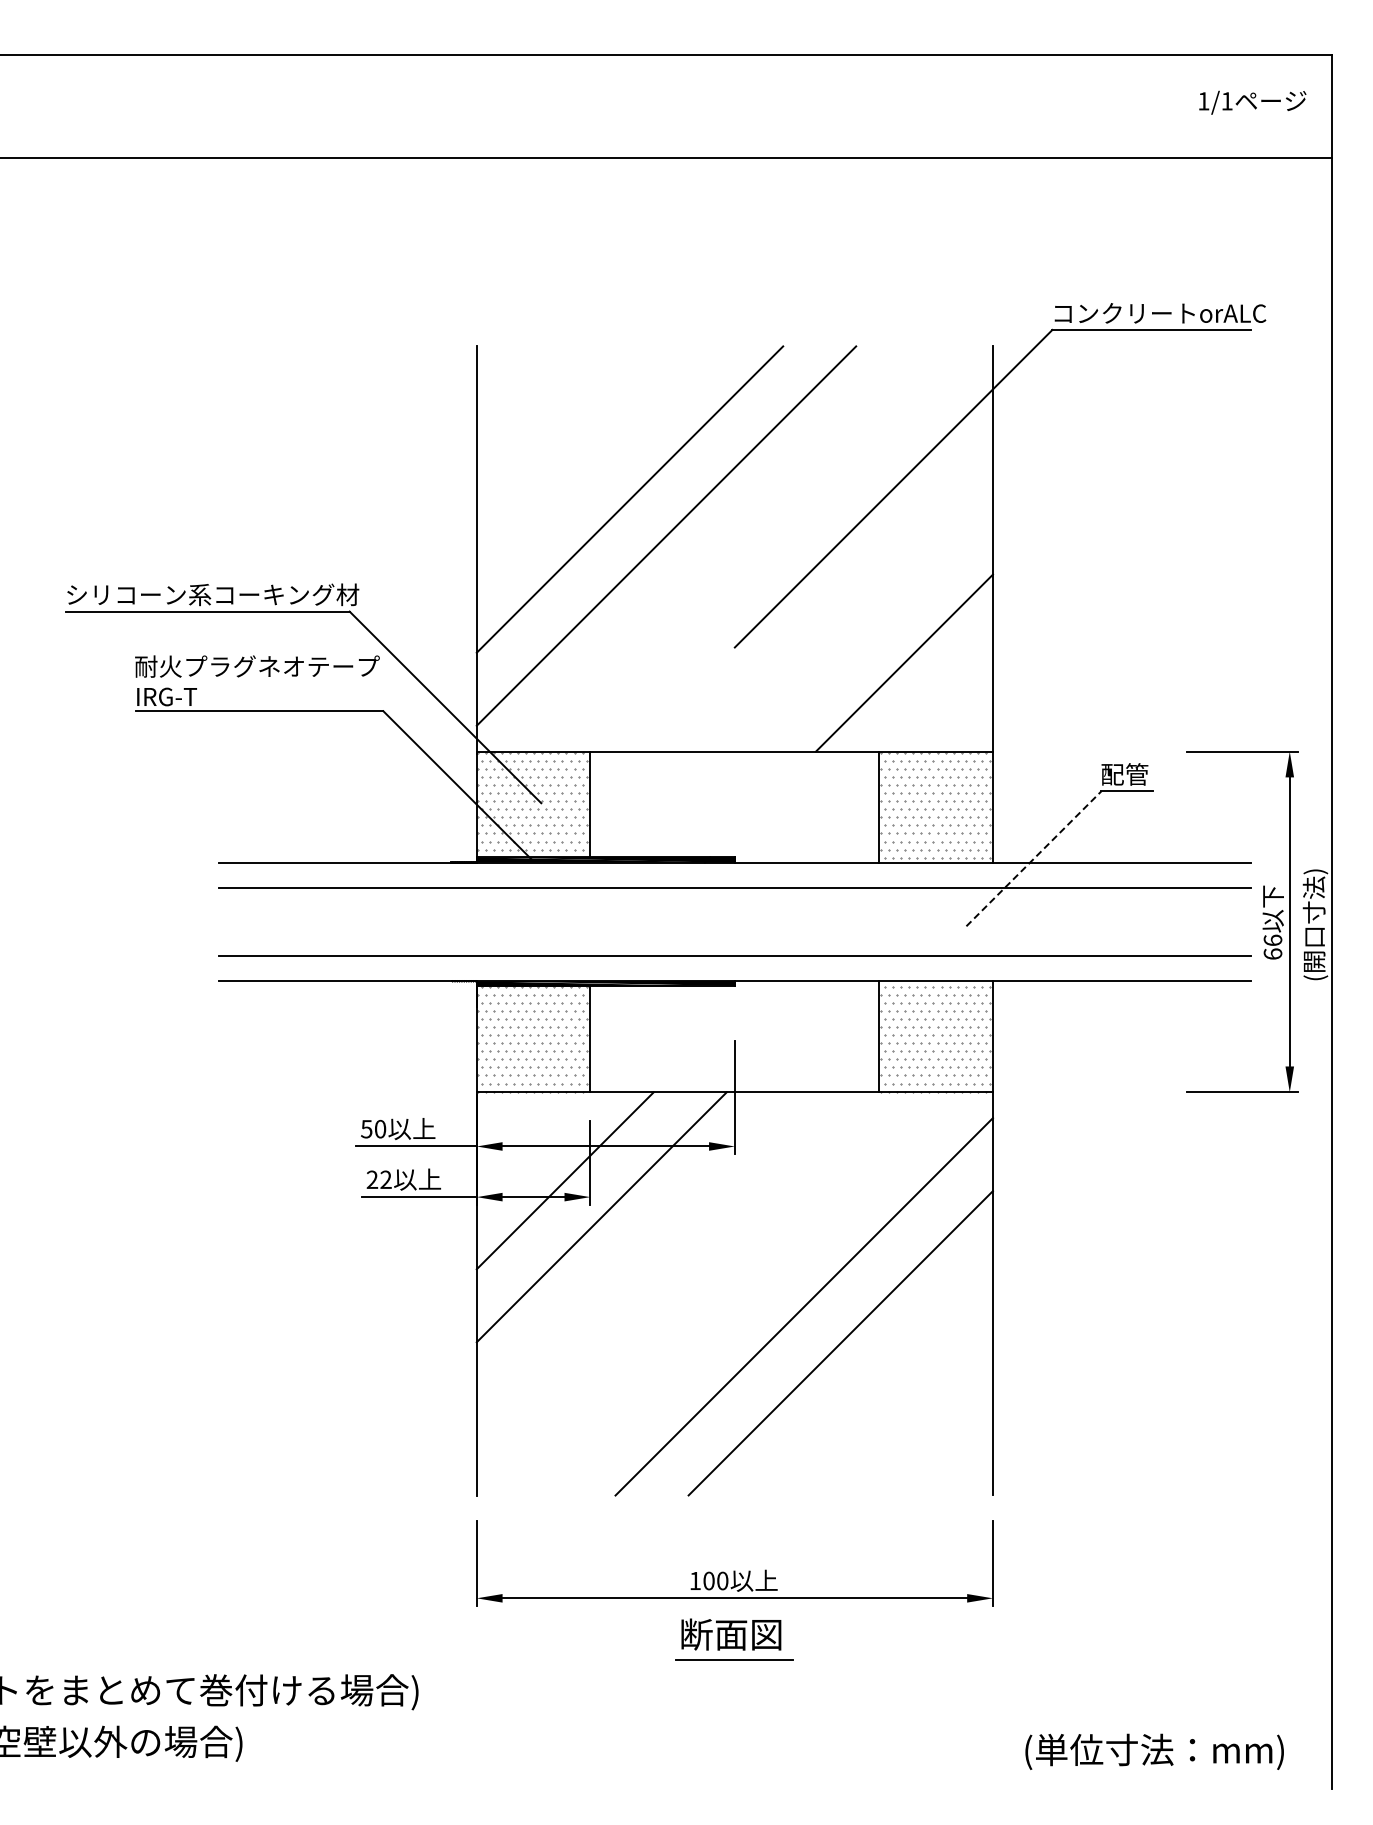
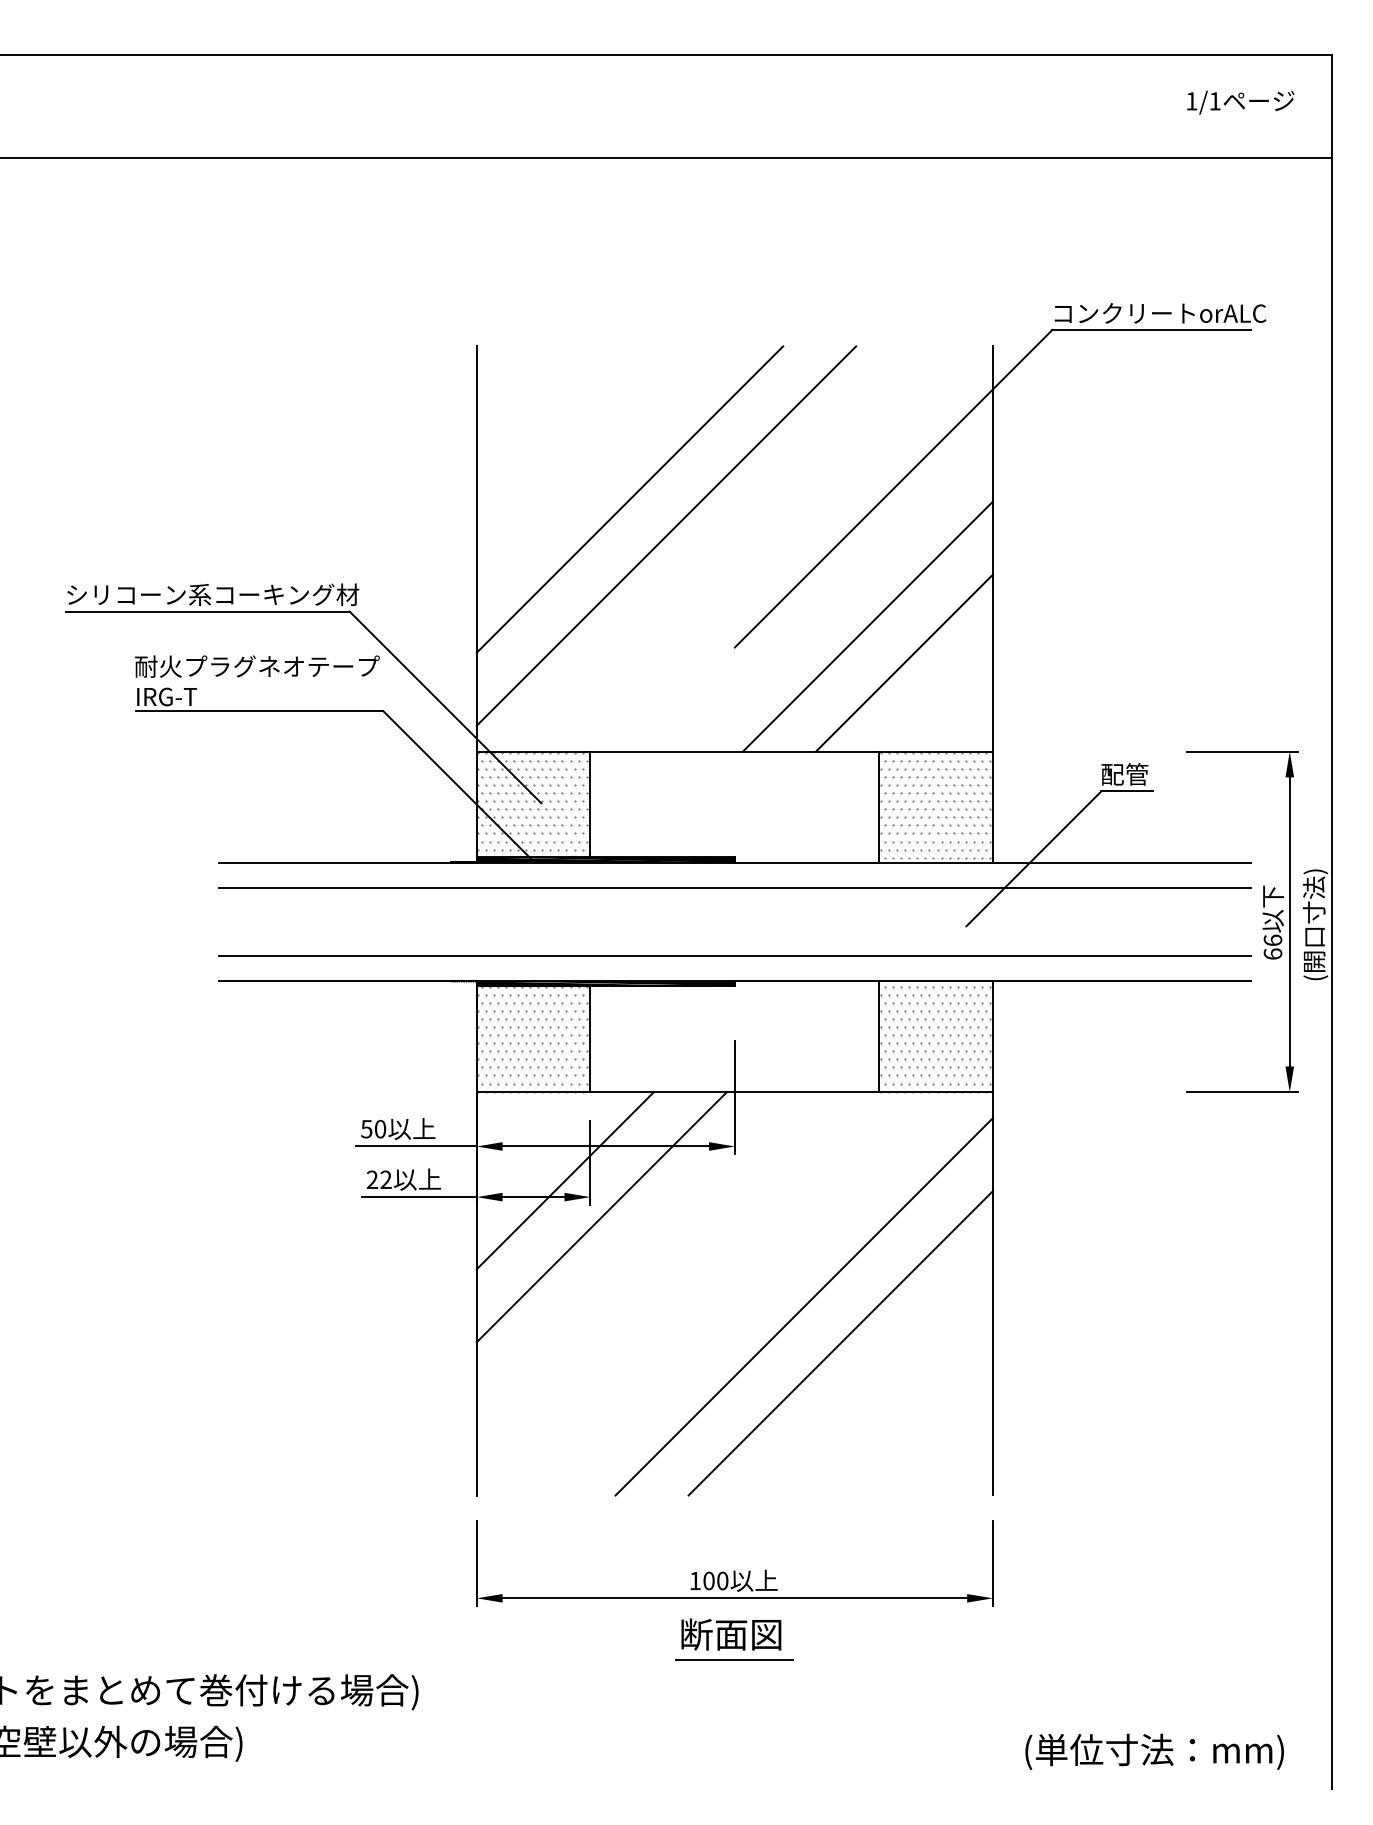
text position: (1252, 102) -> (1240, 102) (1240, 102)
line: none -> present (867, 626)
line: dashed -> solid (1034, 858)
